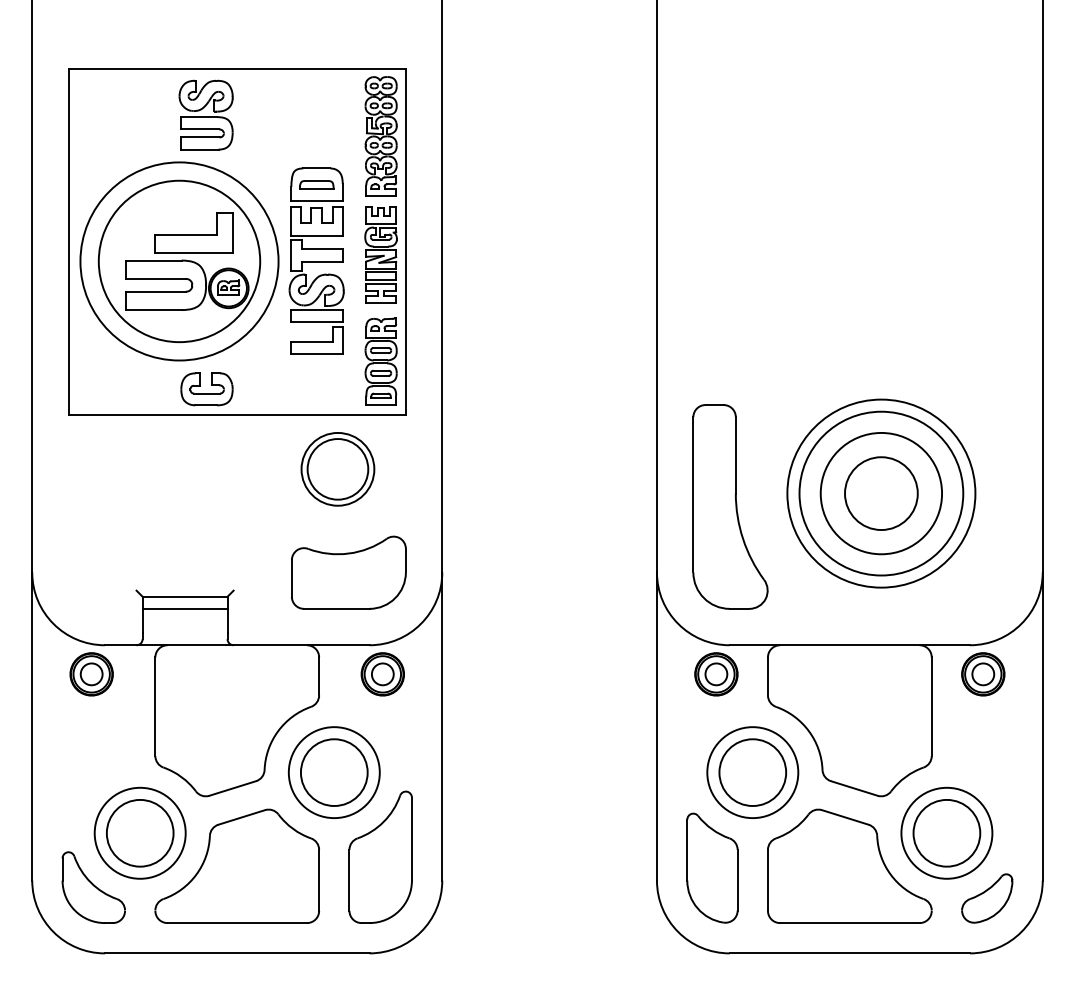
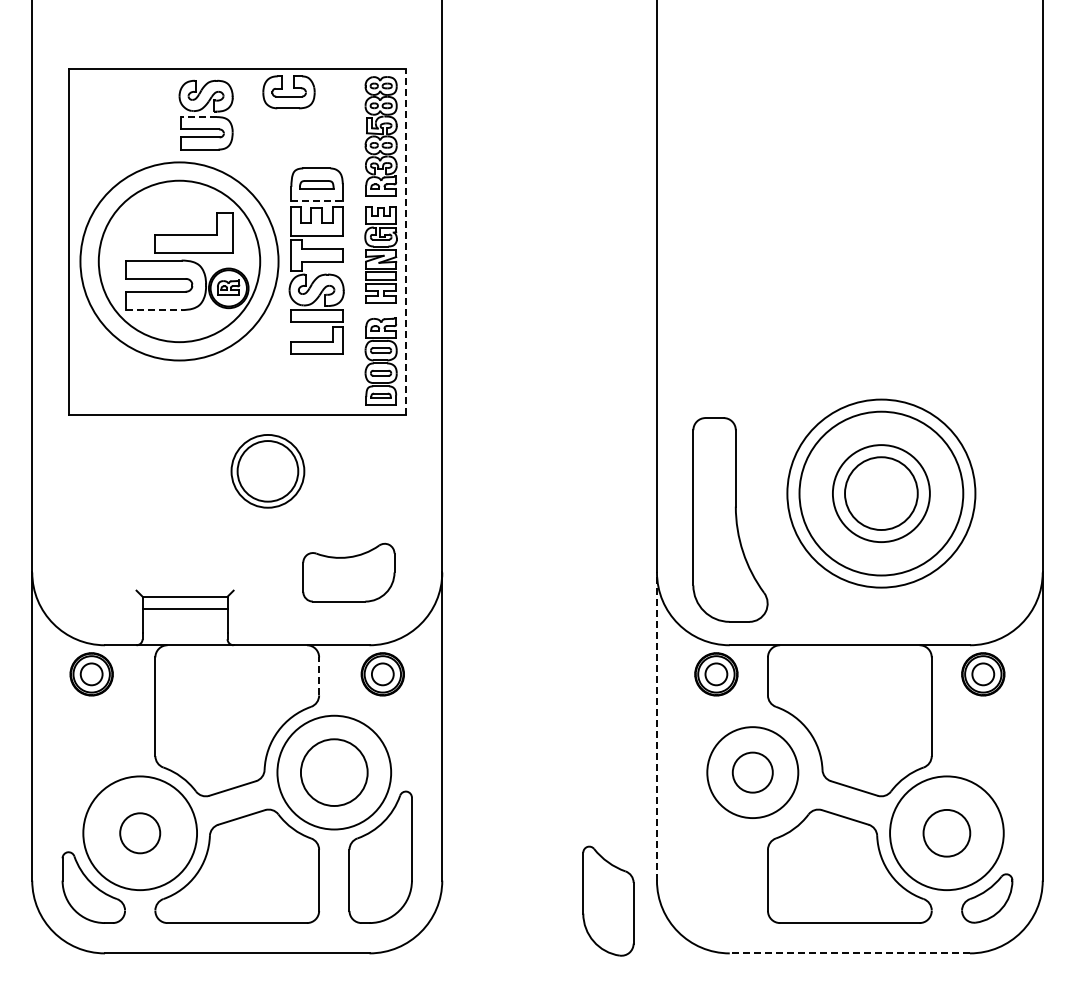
line: solid -> dashed (199, 117)
line: solid -> dashed (317, 201)
line: solid -> dashed (405, 241)
line: solid -> dashed (153, 310)
part position: (206, 389) -> (288, 92) (288, 92)
part position: (337, 469) -> (267, 471) (267, 471)
circle diameter: 121 px -> 97 px (880, 493)
part position: (730, 506) -> (730, 519) (730, 519)
part size: 116x75 px -> 94x61 px (348, 572)
line: solid -> dashed (319, 675)
line: solid -> dashed (656, 726)
circle diameter: 91 px -> 114 px (334, 772)
circle diameter: 67 px -> 40 px (752, 772)
circle diameter: 67 px -> 40 px (140, 833)
circle diameter: 91 px -> 114 px (140, 833)
circle diameter: 67 px -> 47 px (946, 832)
circle diameter: 91 px -> 114 px (946, 833)
part position: (712, 867) -> (608, 900) (608, 900)
line: solid -> dashed (849, 953)
